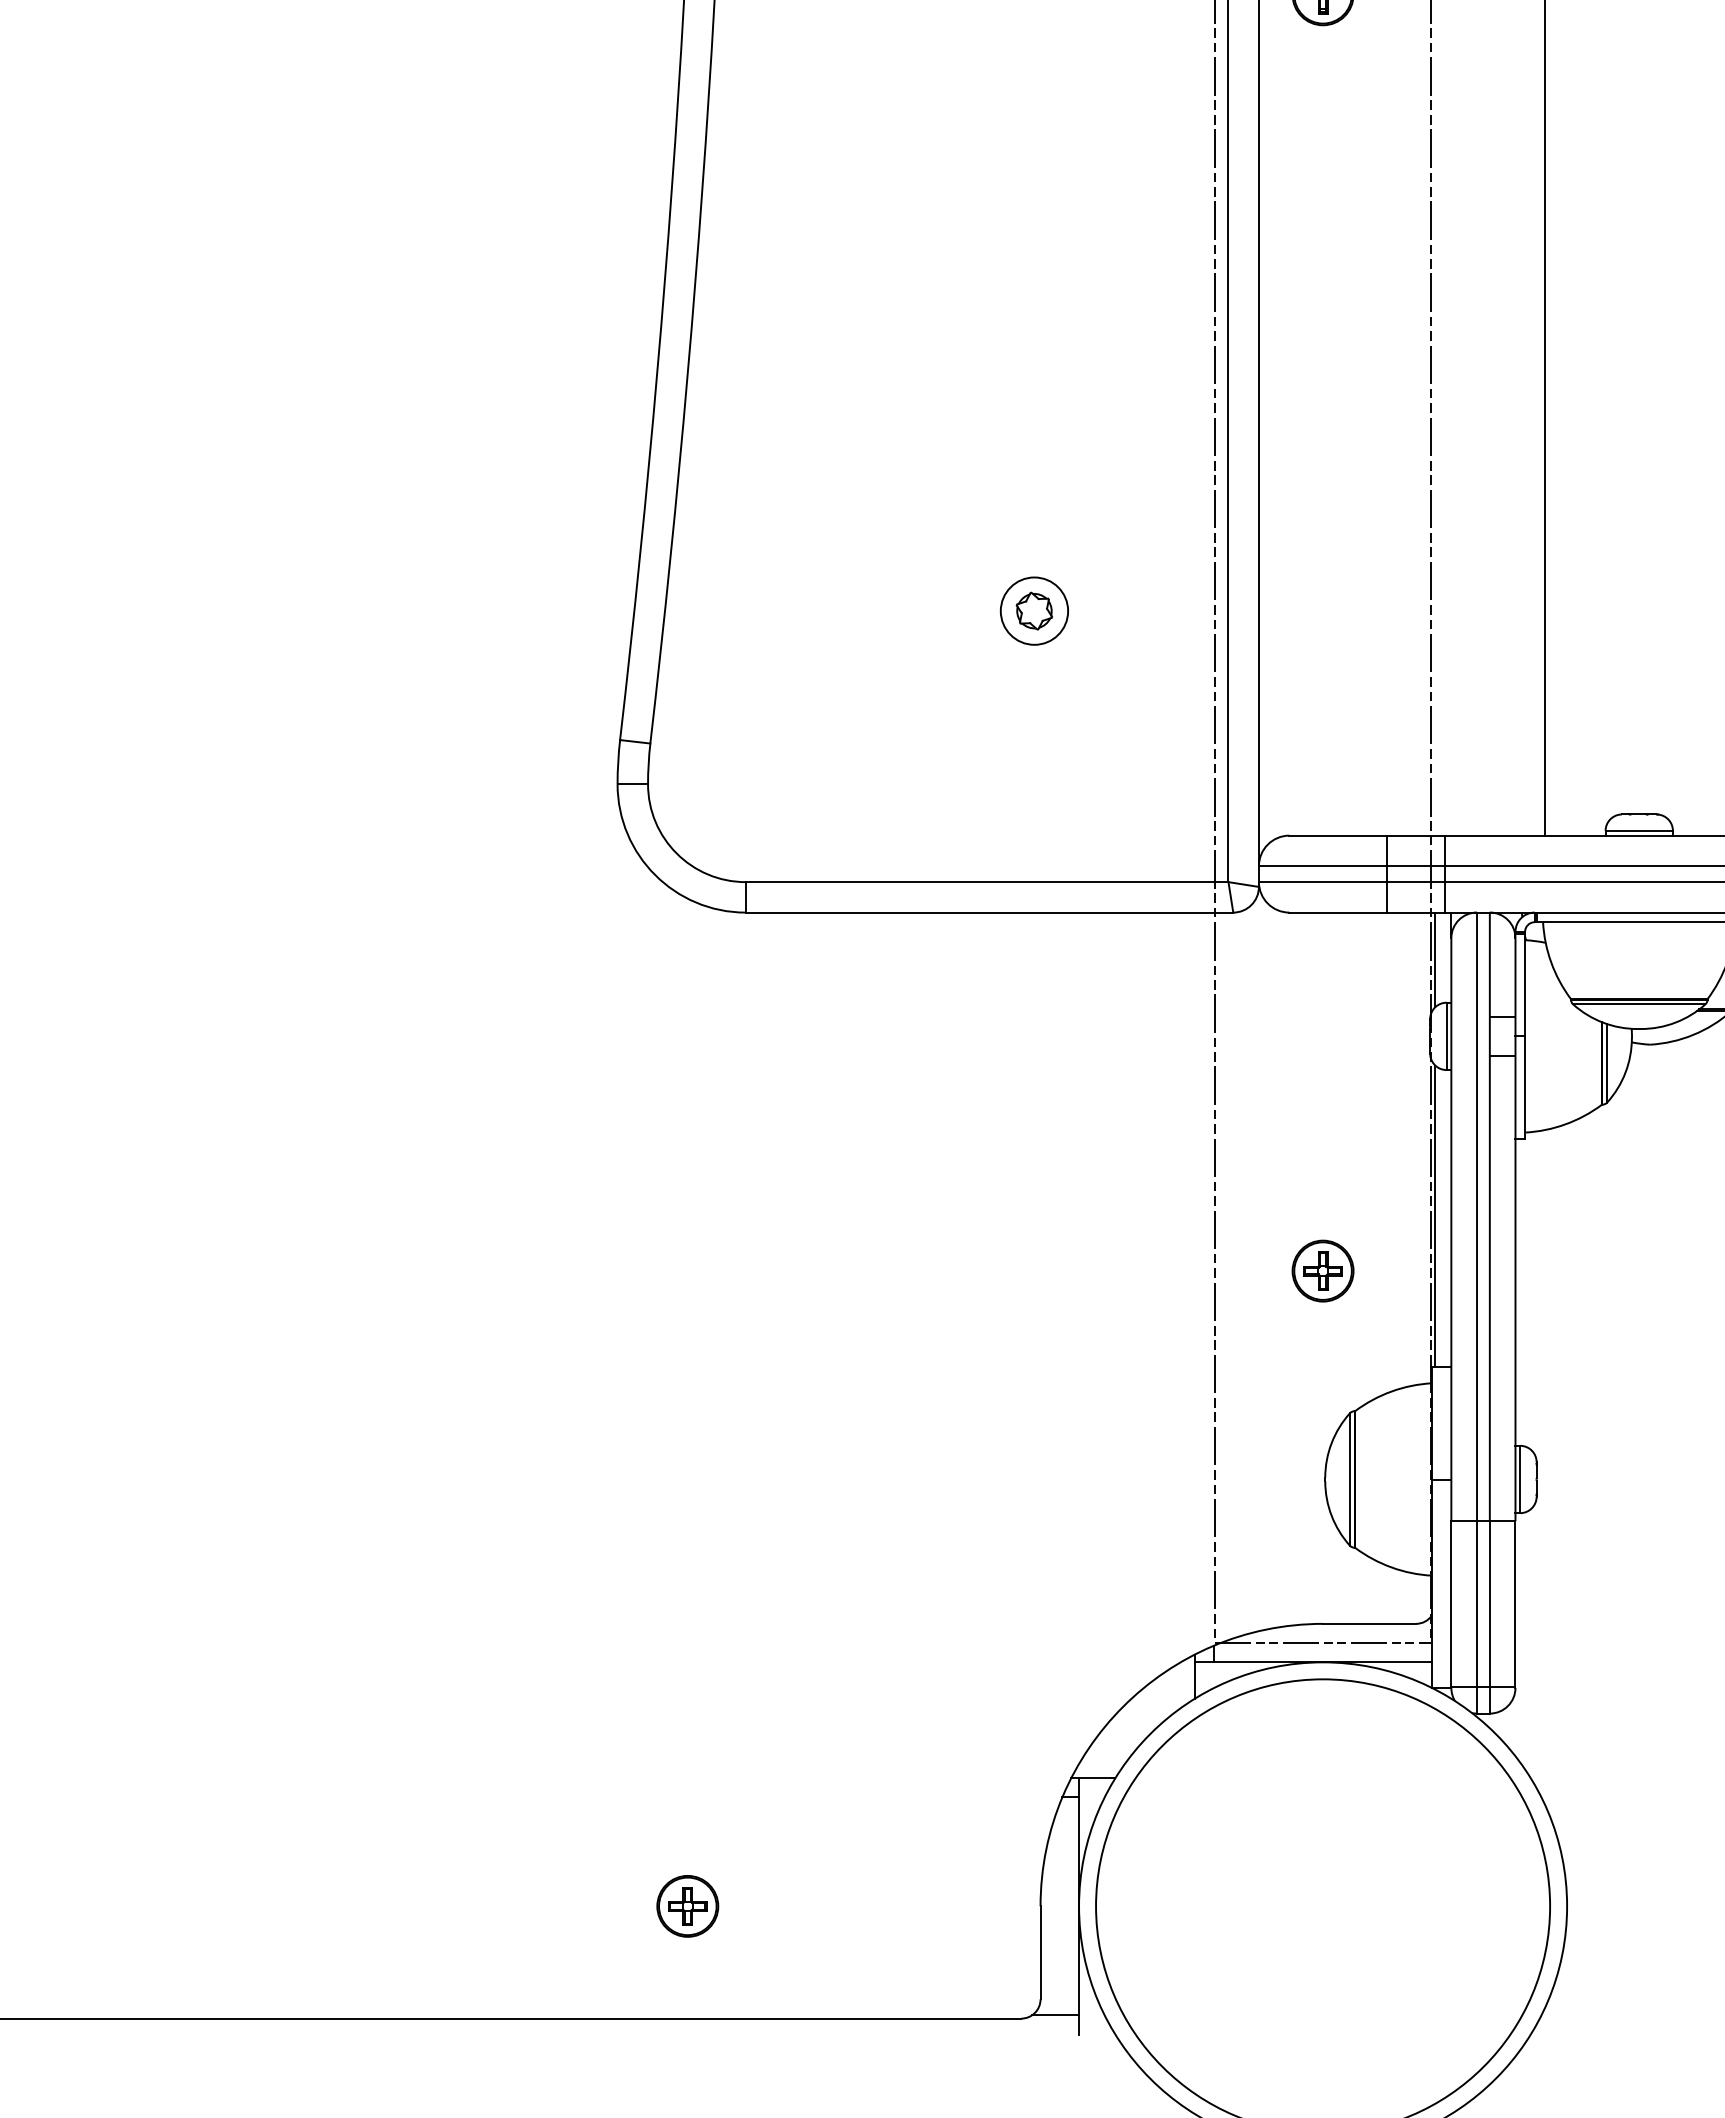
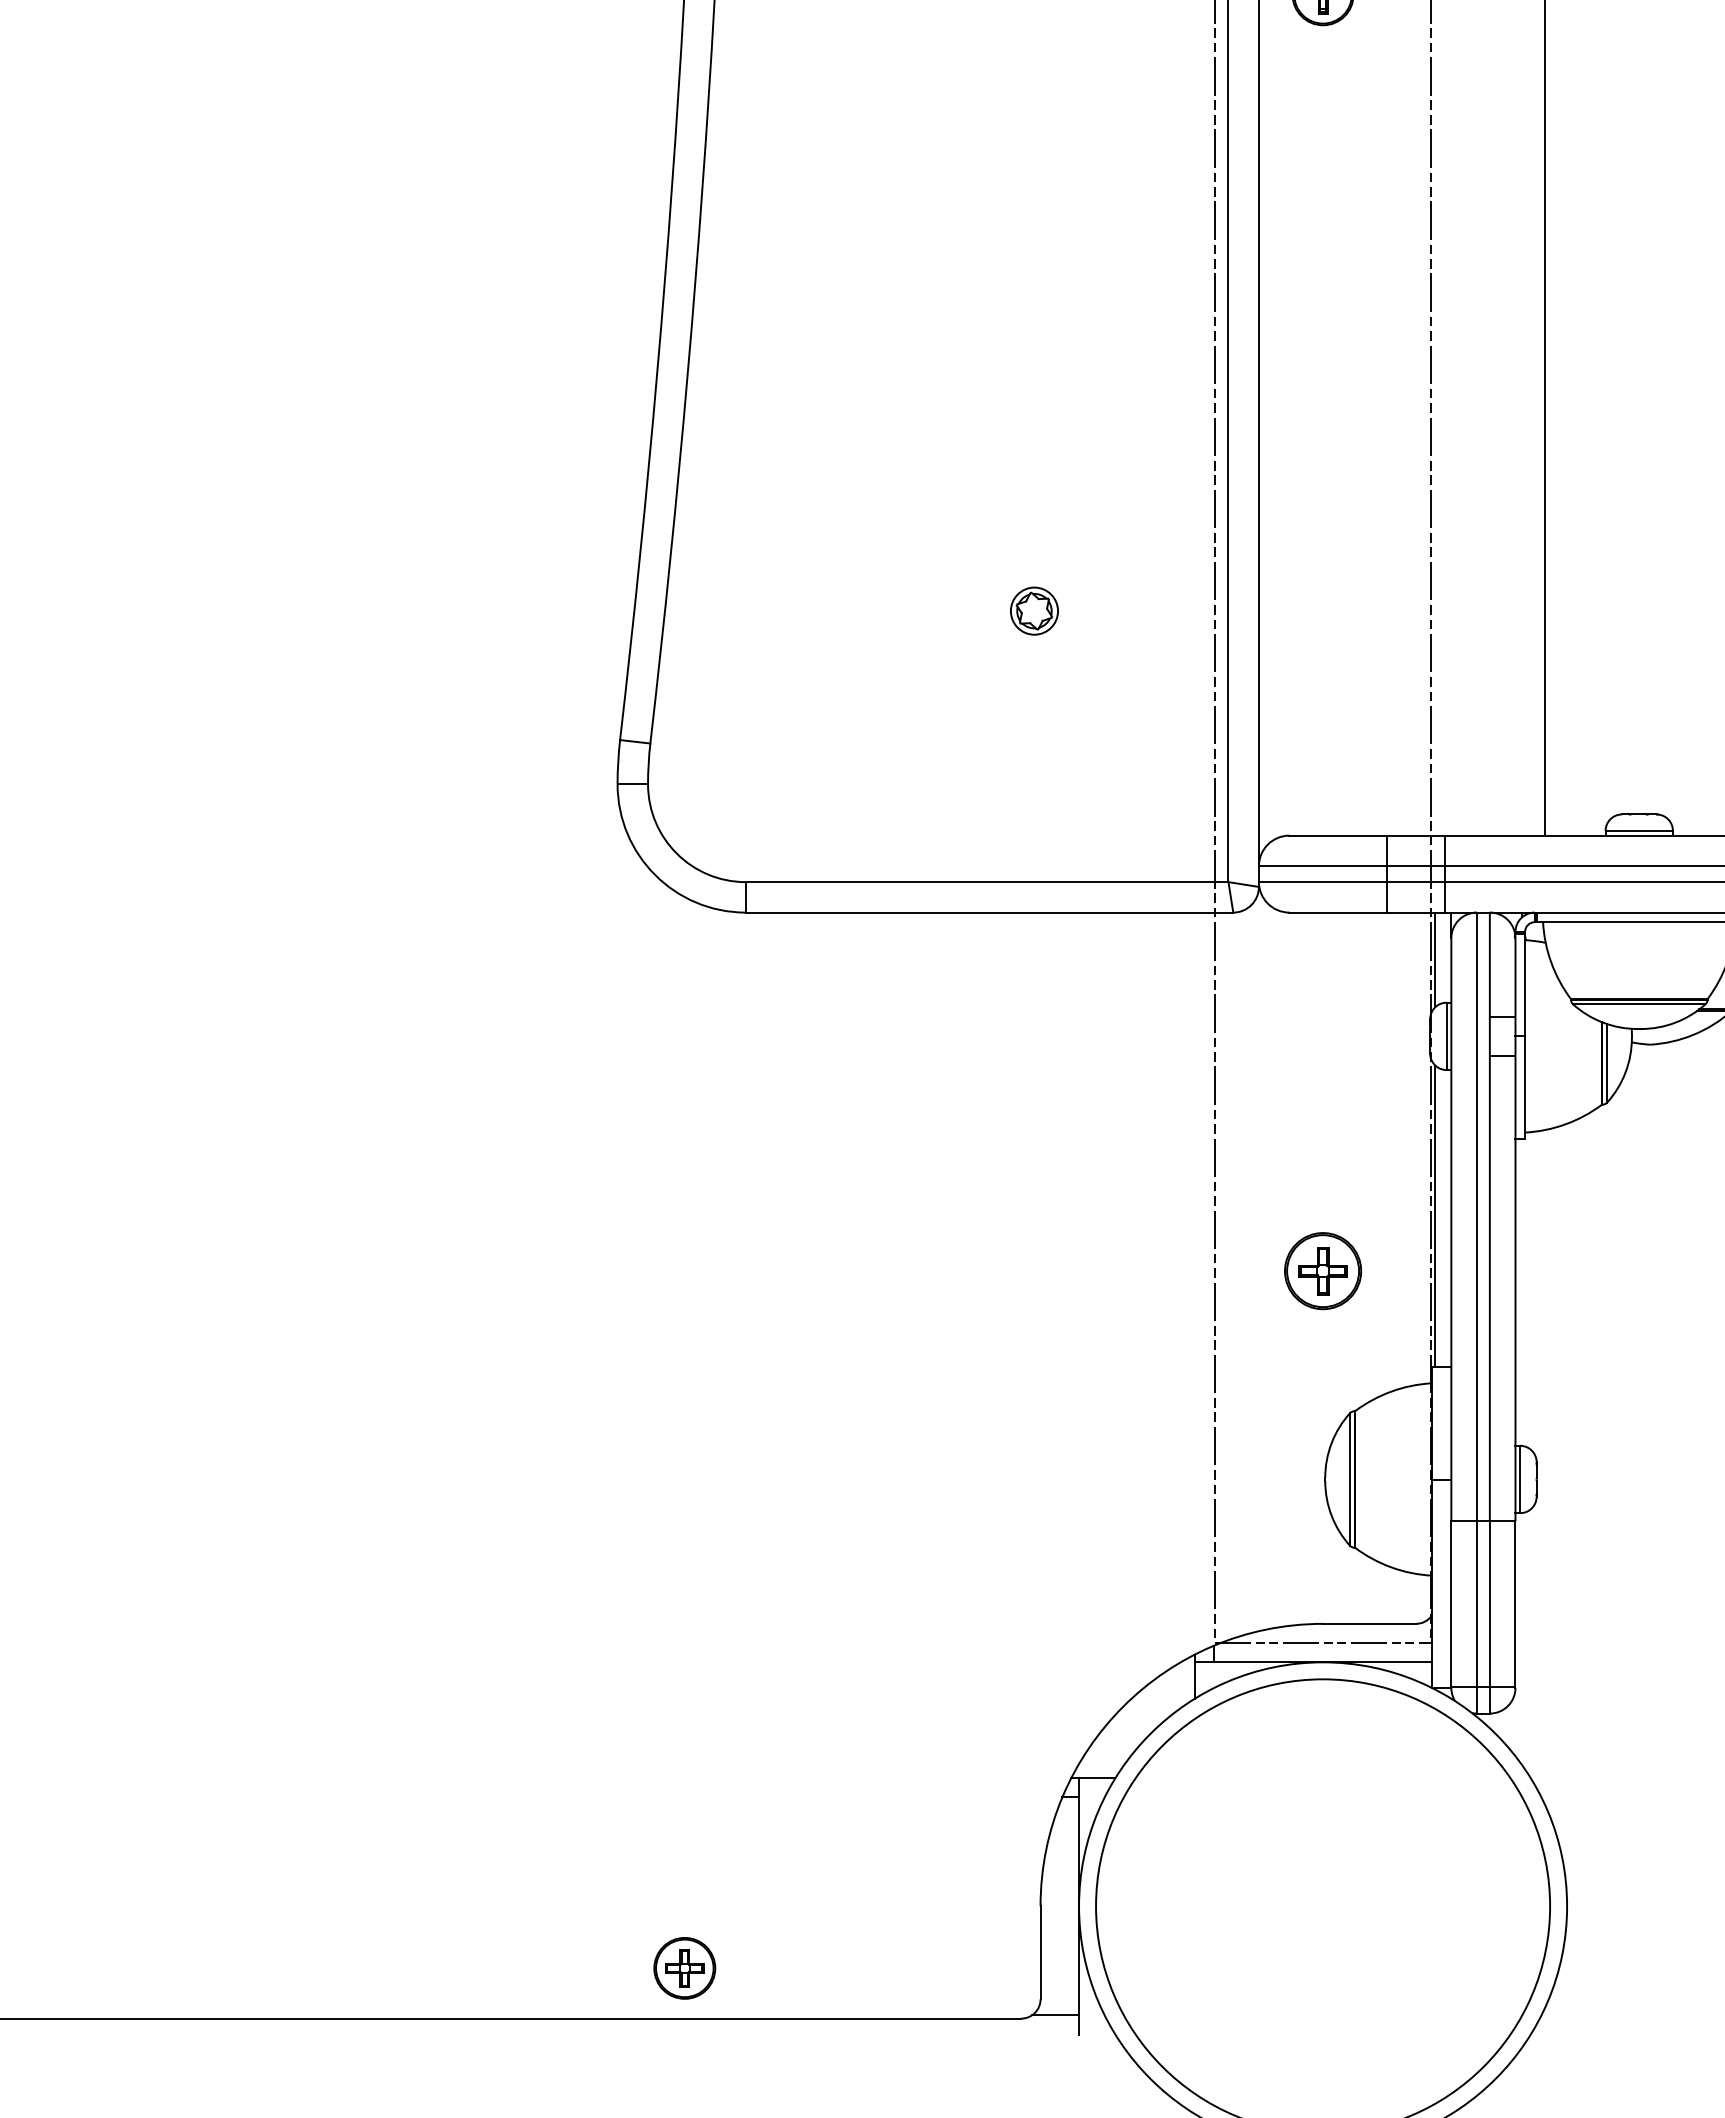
circle diameter: 67 px -> 47 px (1034, 610)
part size: 64x64 px -> 79x79 px (1323, 1271)
part position: (687, 1906) -> (684, 1968) (684, 1968)
